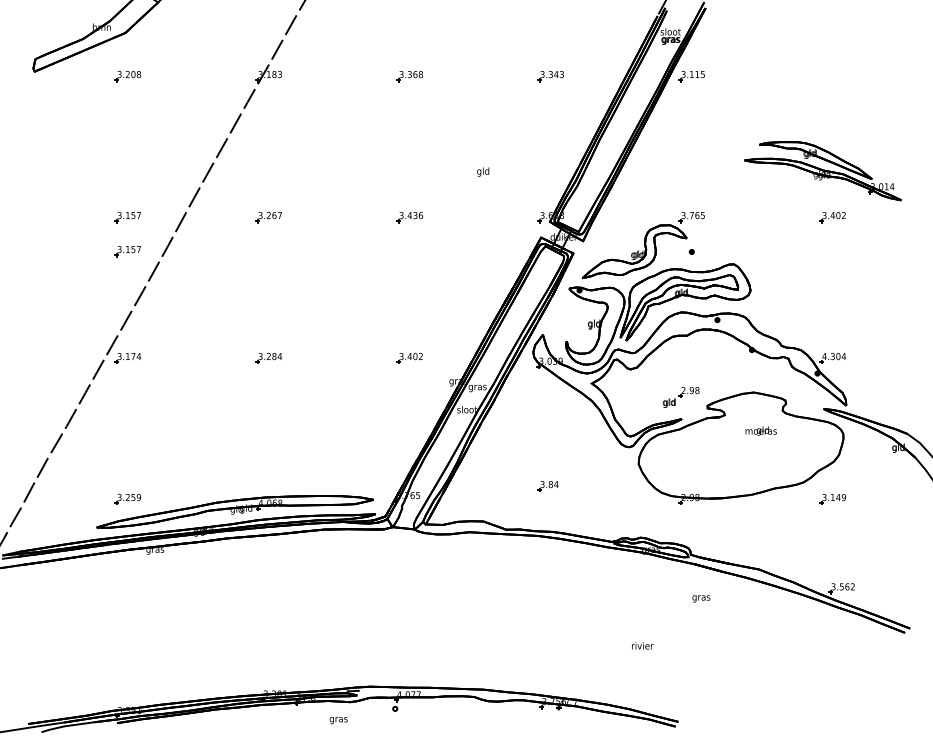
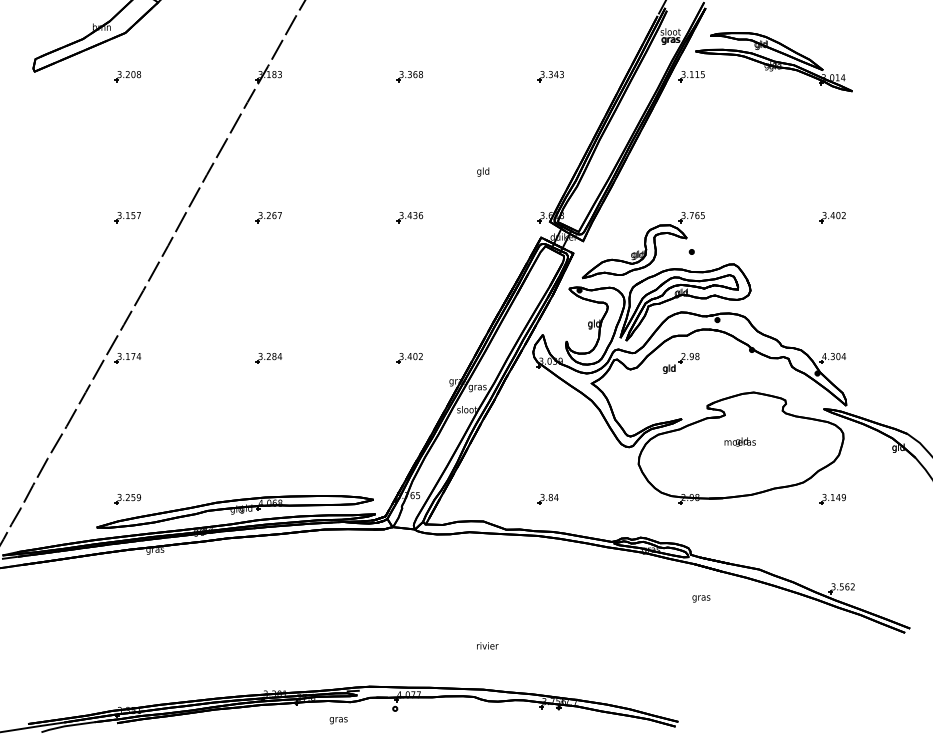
part position: (822, 171) -> (773, 62) (773, 62)
part: present -> none (127, 251)
part position: (680, 397) -> (680, 363) (680, 363)
text position: (760, 430) -> (739, 441) (739, 441)
part position: (547, 486) -> (547, 499) (547, 499)
text position: (642, 645) -> (487, 645) (487, 645)
